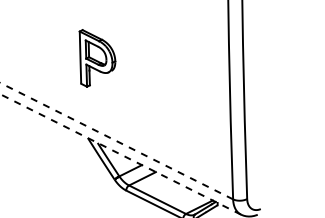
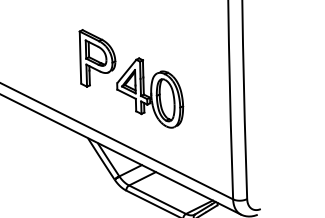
part: none -> present (150, 92)
line: dashed -> solid (116, 141)
line: dashed -> solid (120, 154)
